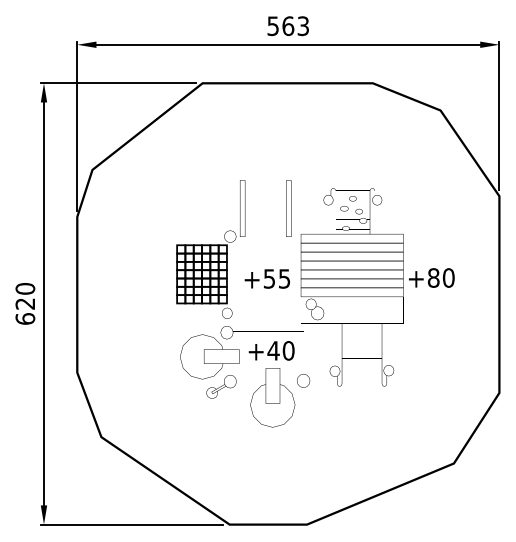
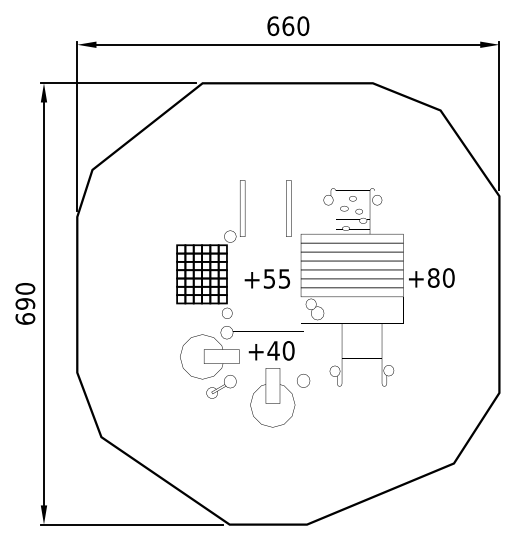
text: 563 -> 660 (288, 26)
text: 620 -> 690 (25, 303)
